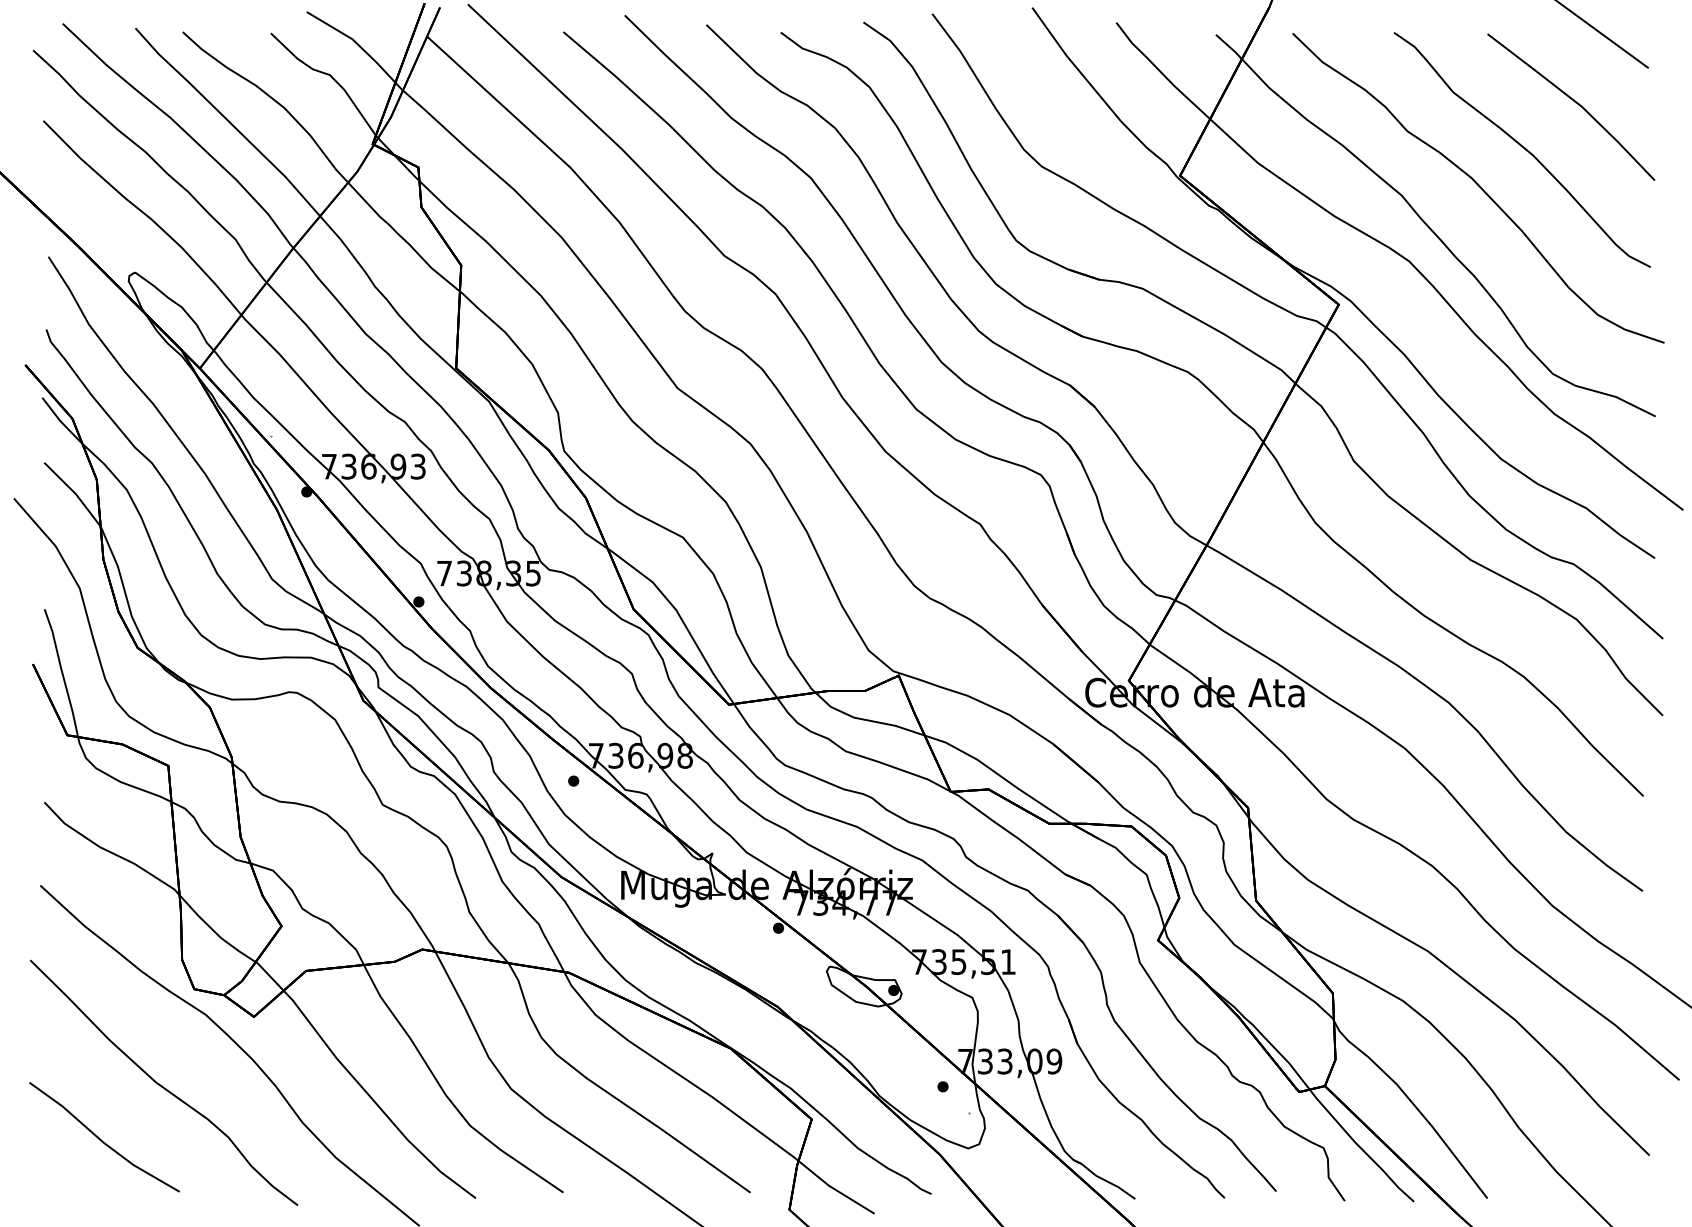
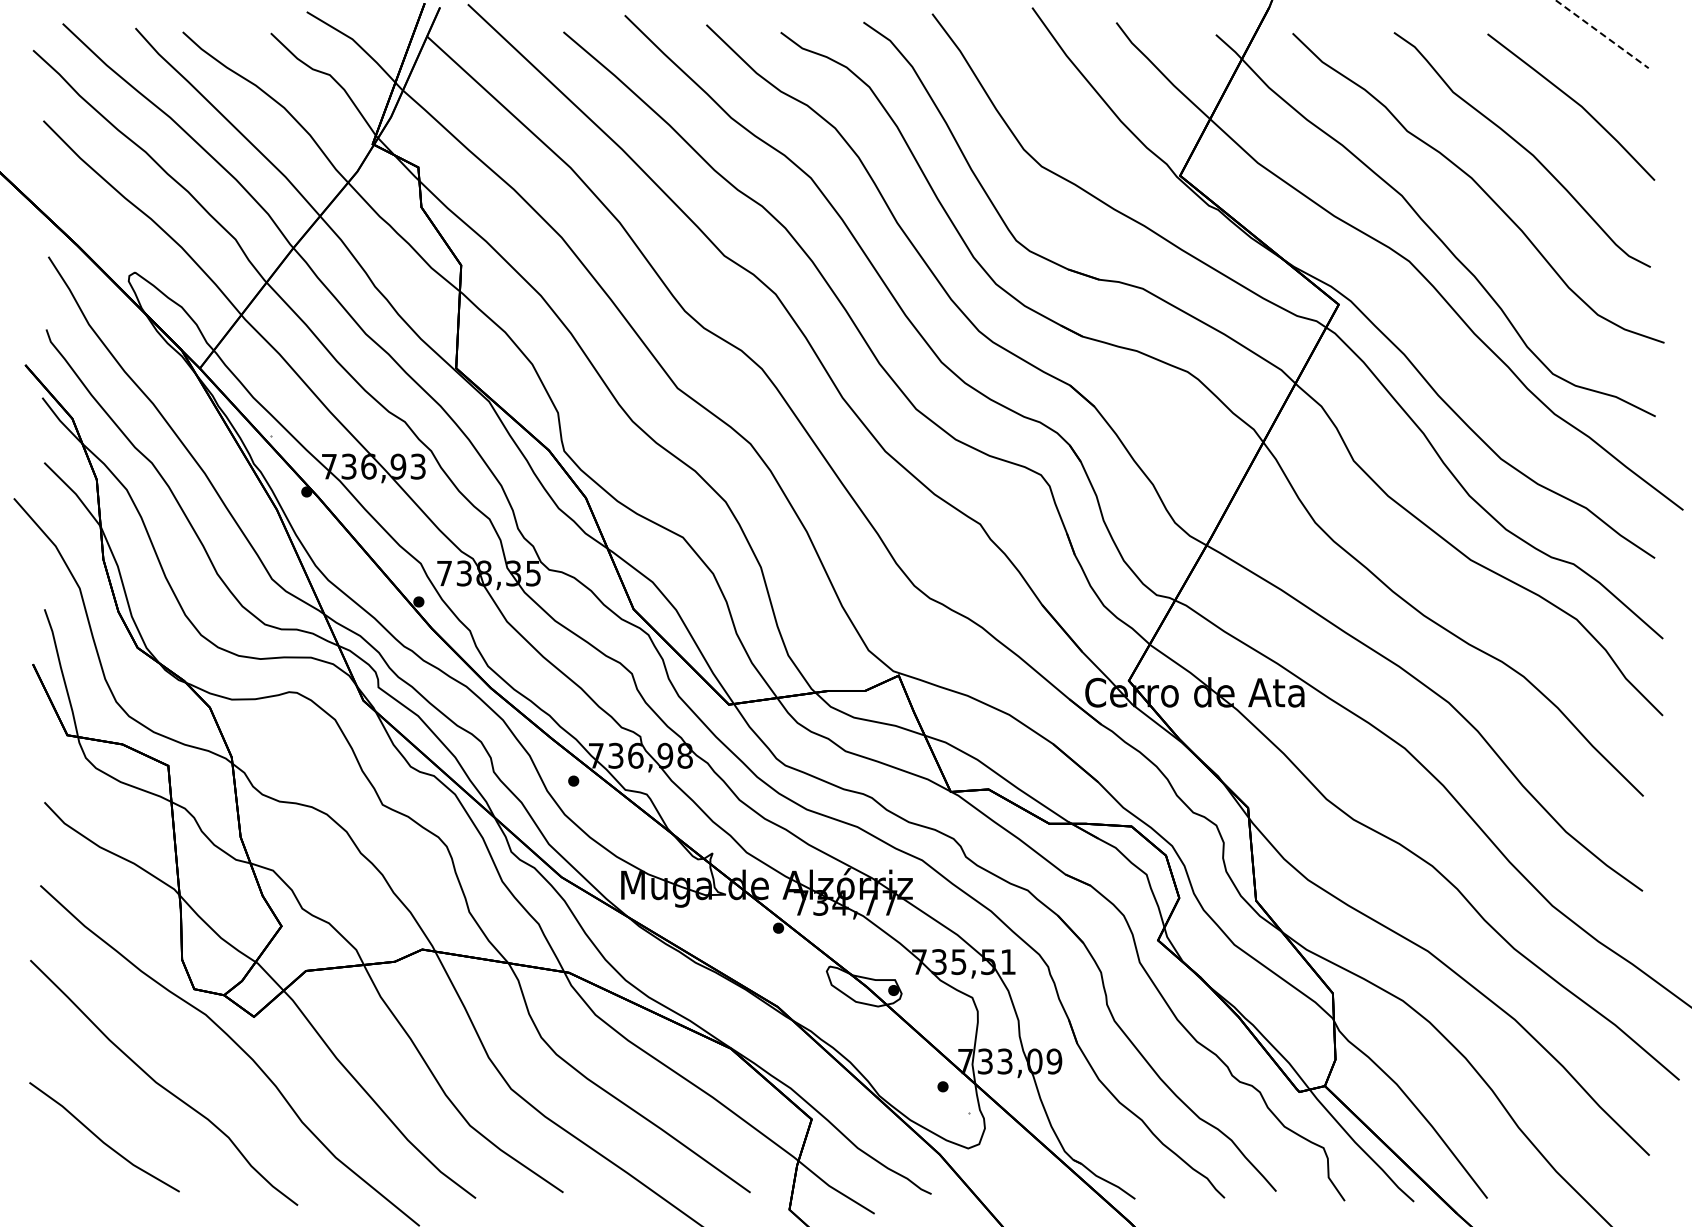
line: solid -> dashed (1602, 34)
